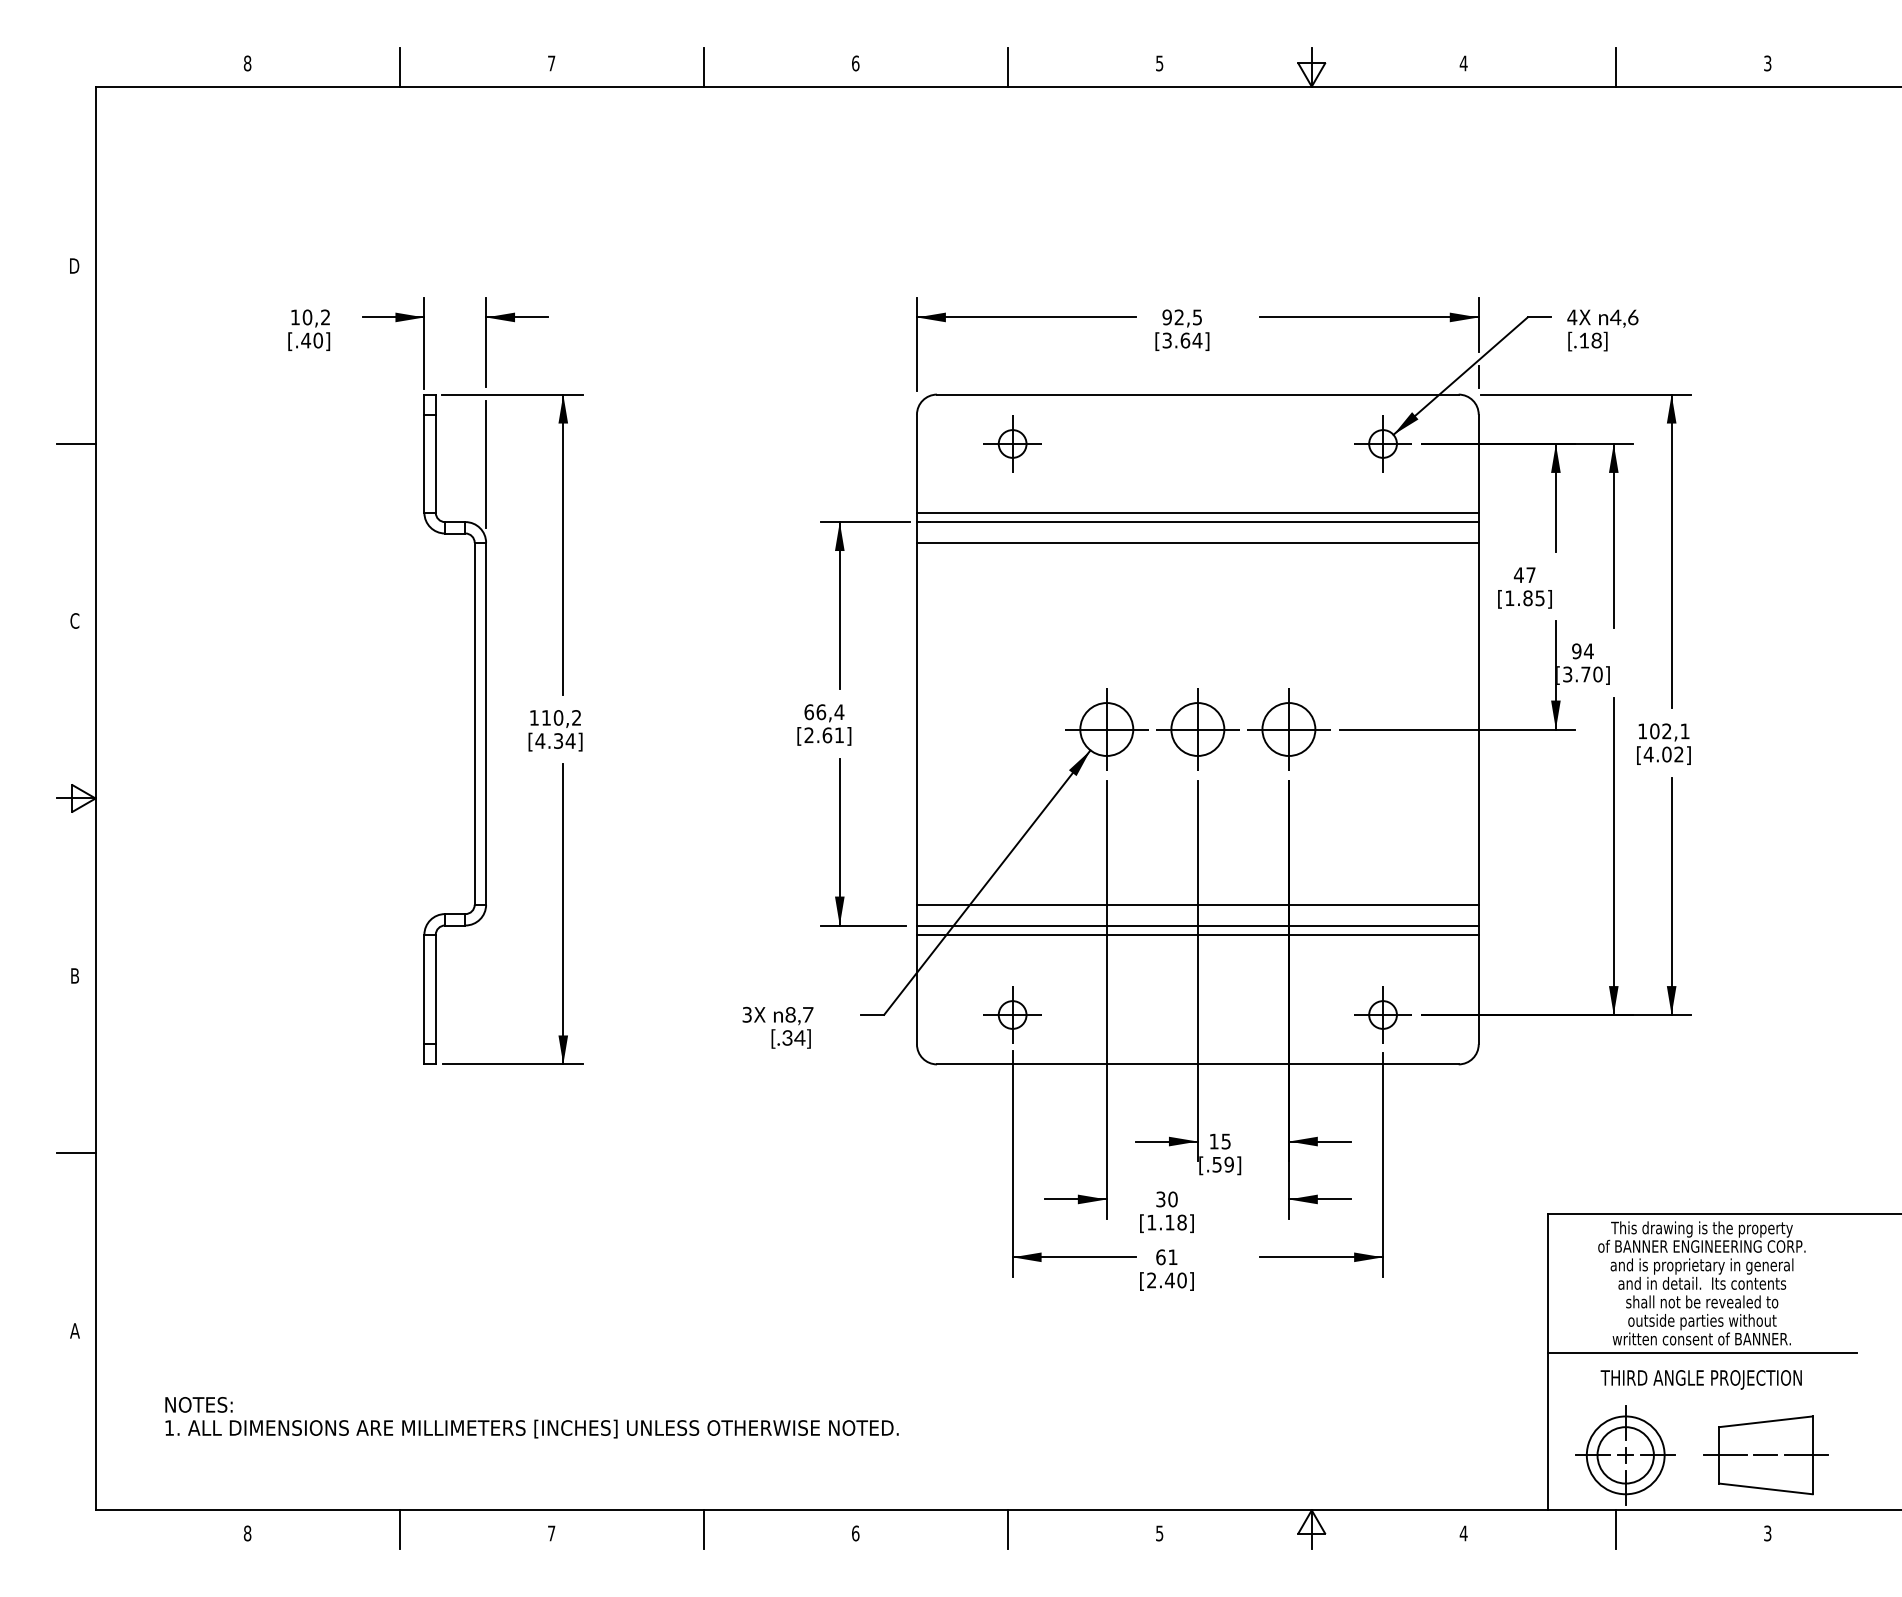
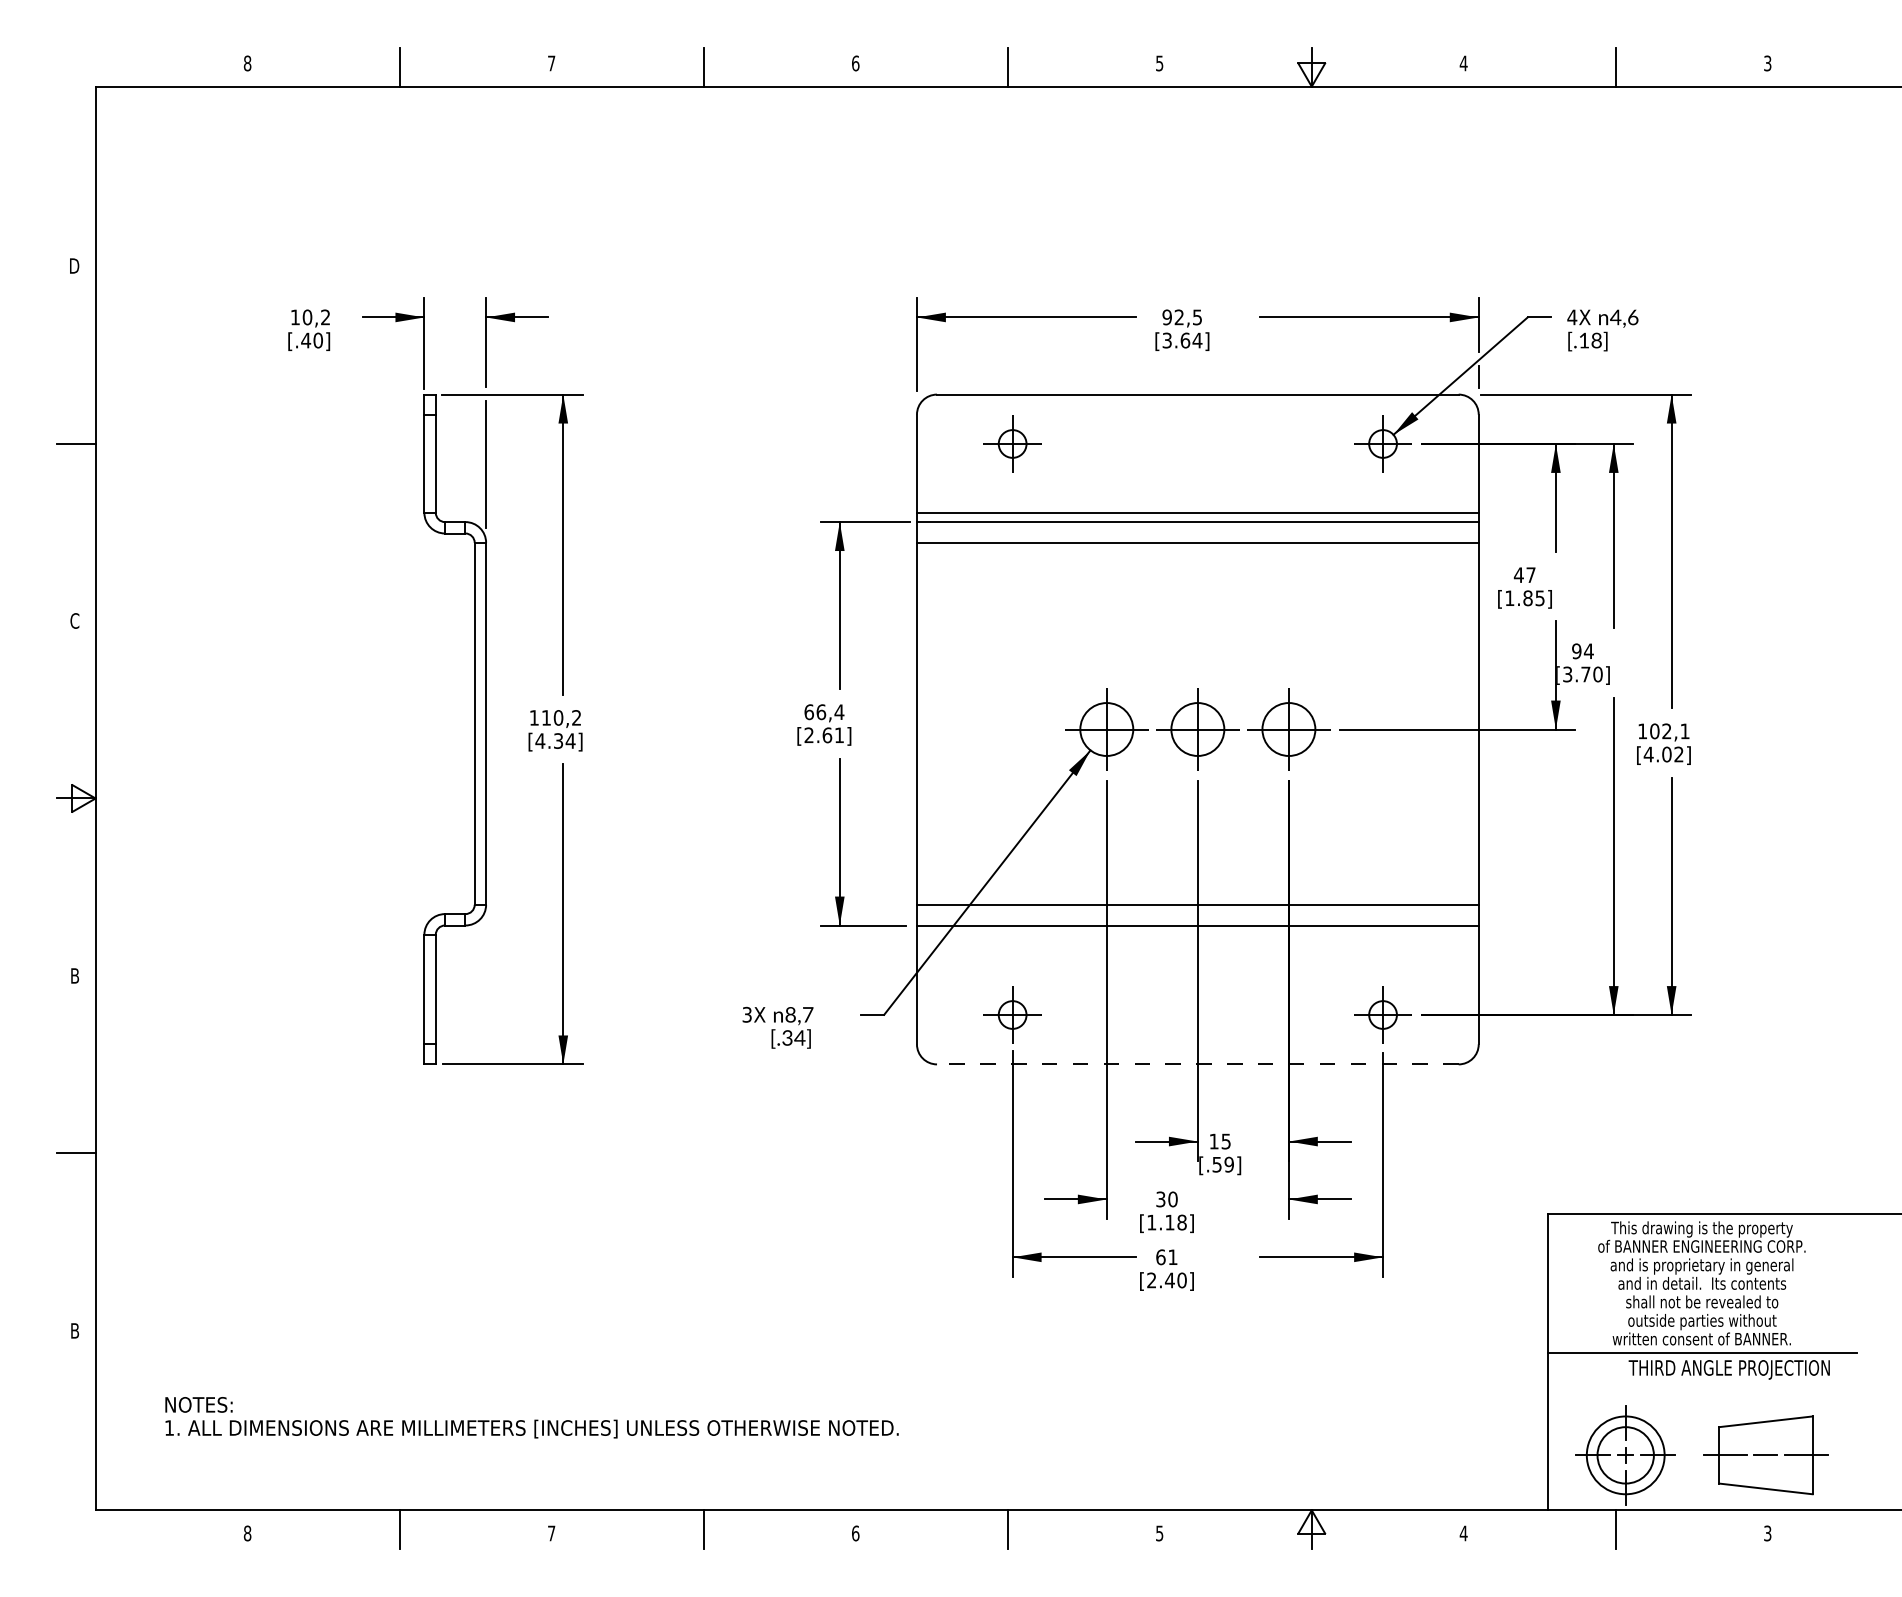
line: present -> none (1197, 934)
line: solid -> dashed (1197, 1064)
text: A -> B (74, 1330)
text position: (1700, 1379) -> (1728, 1369) (1728, 1369)
